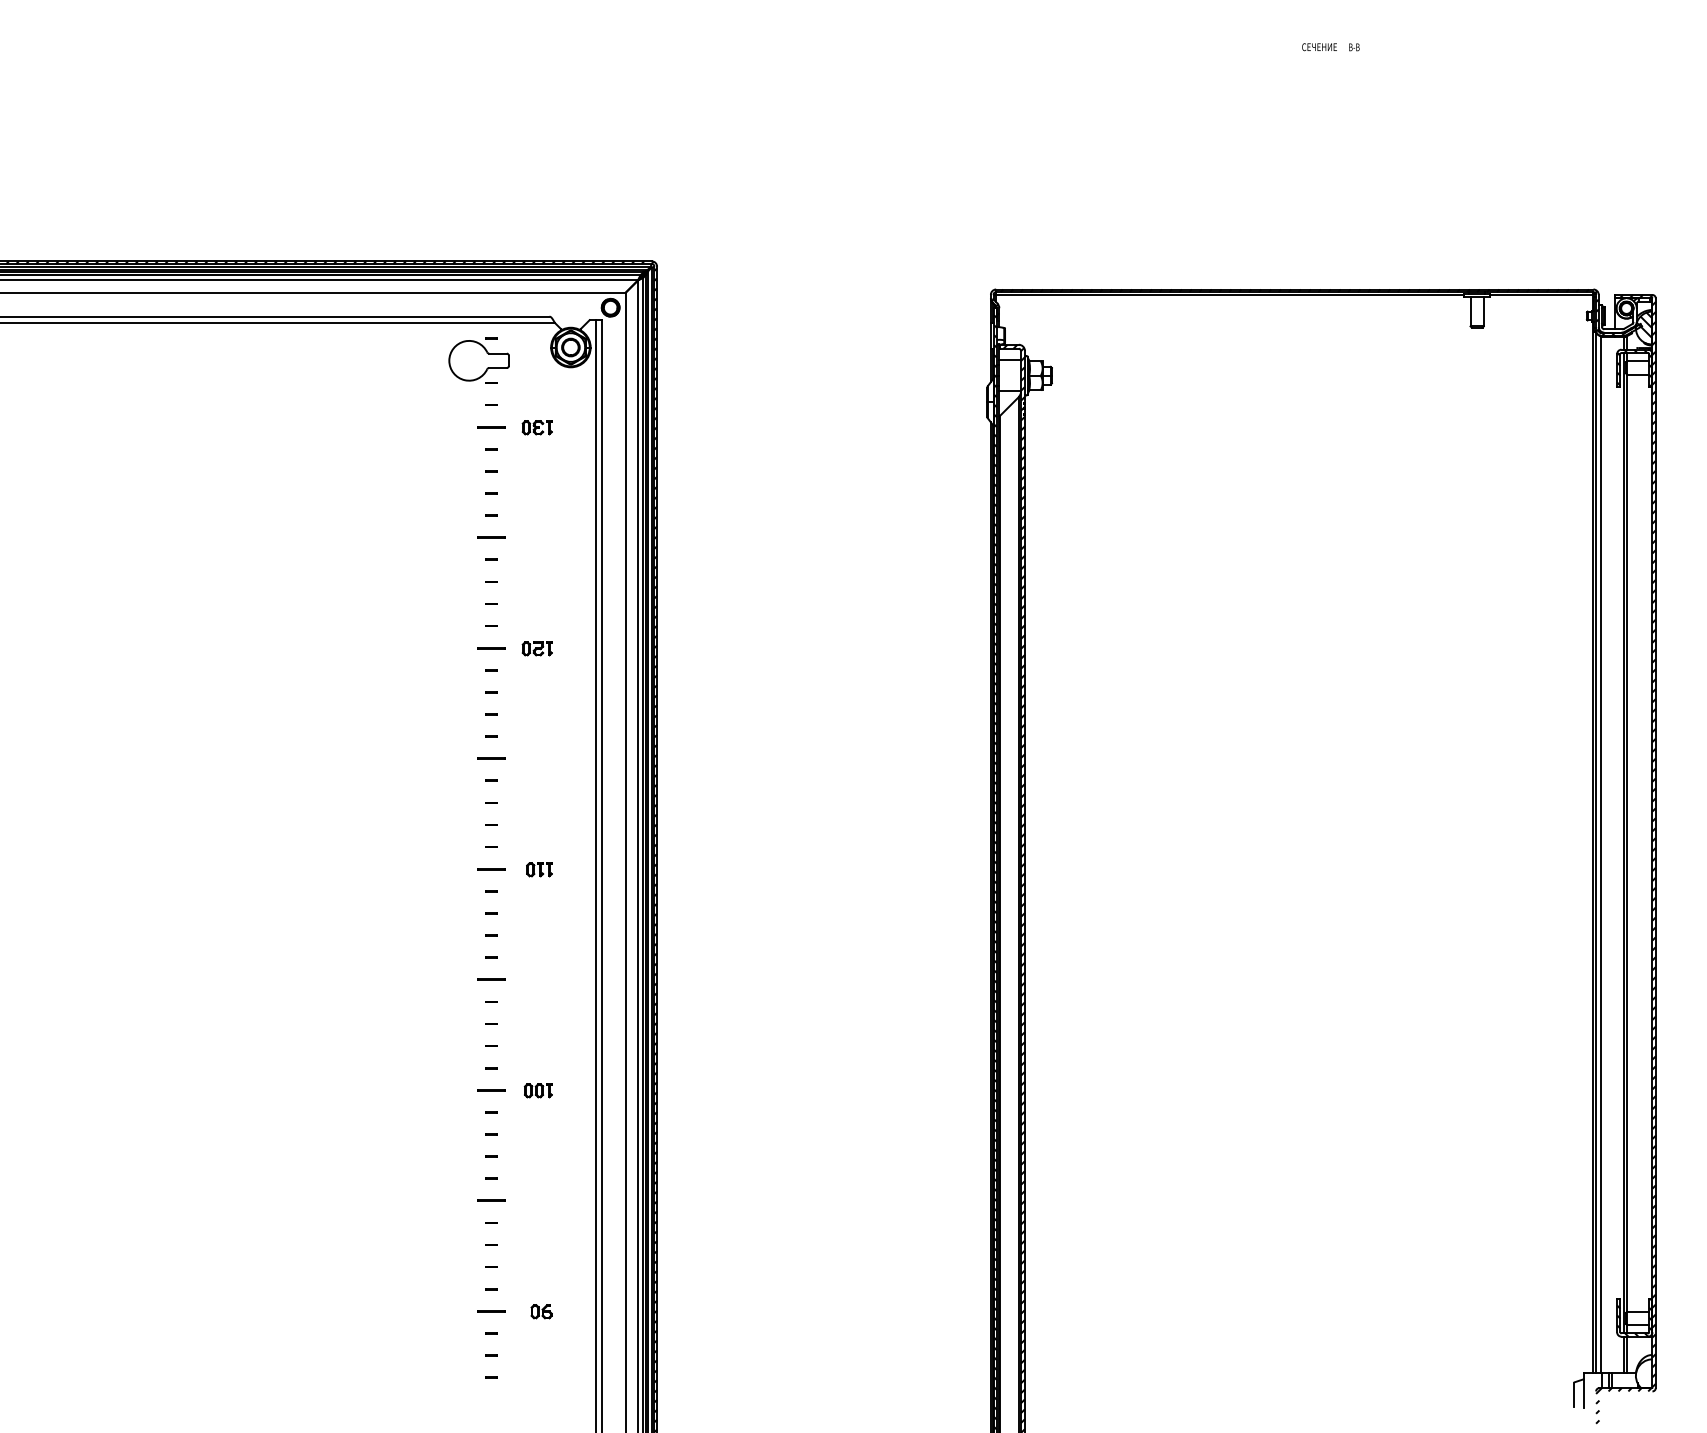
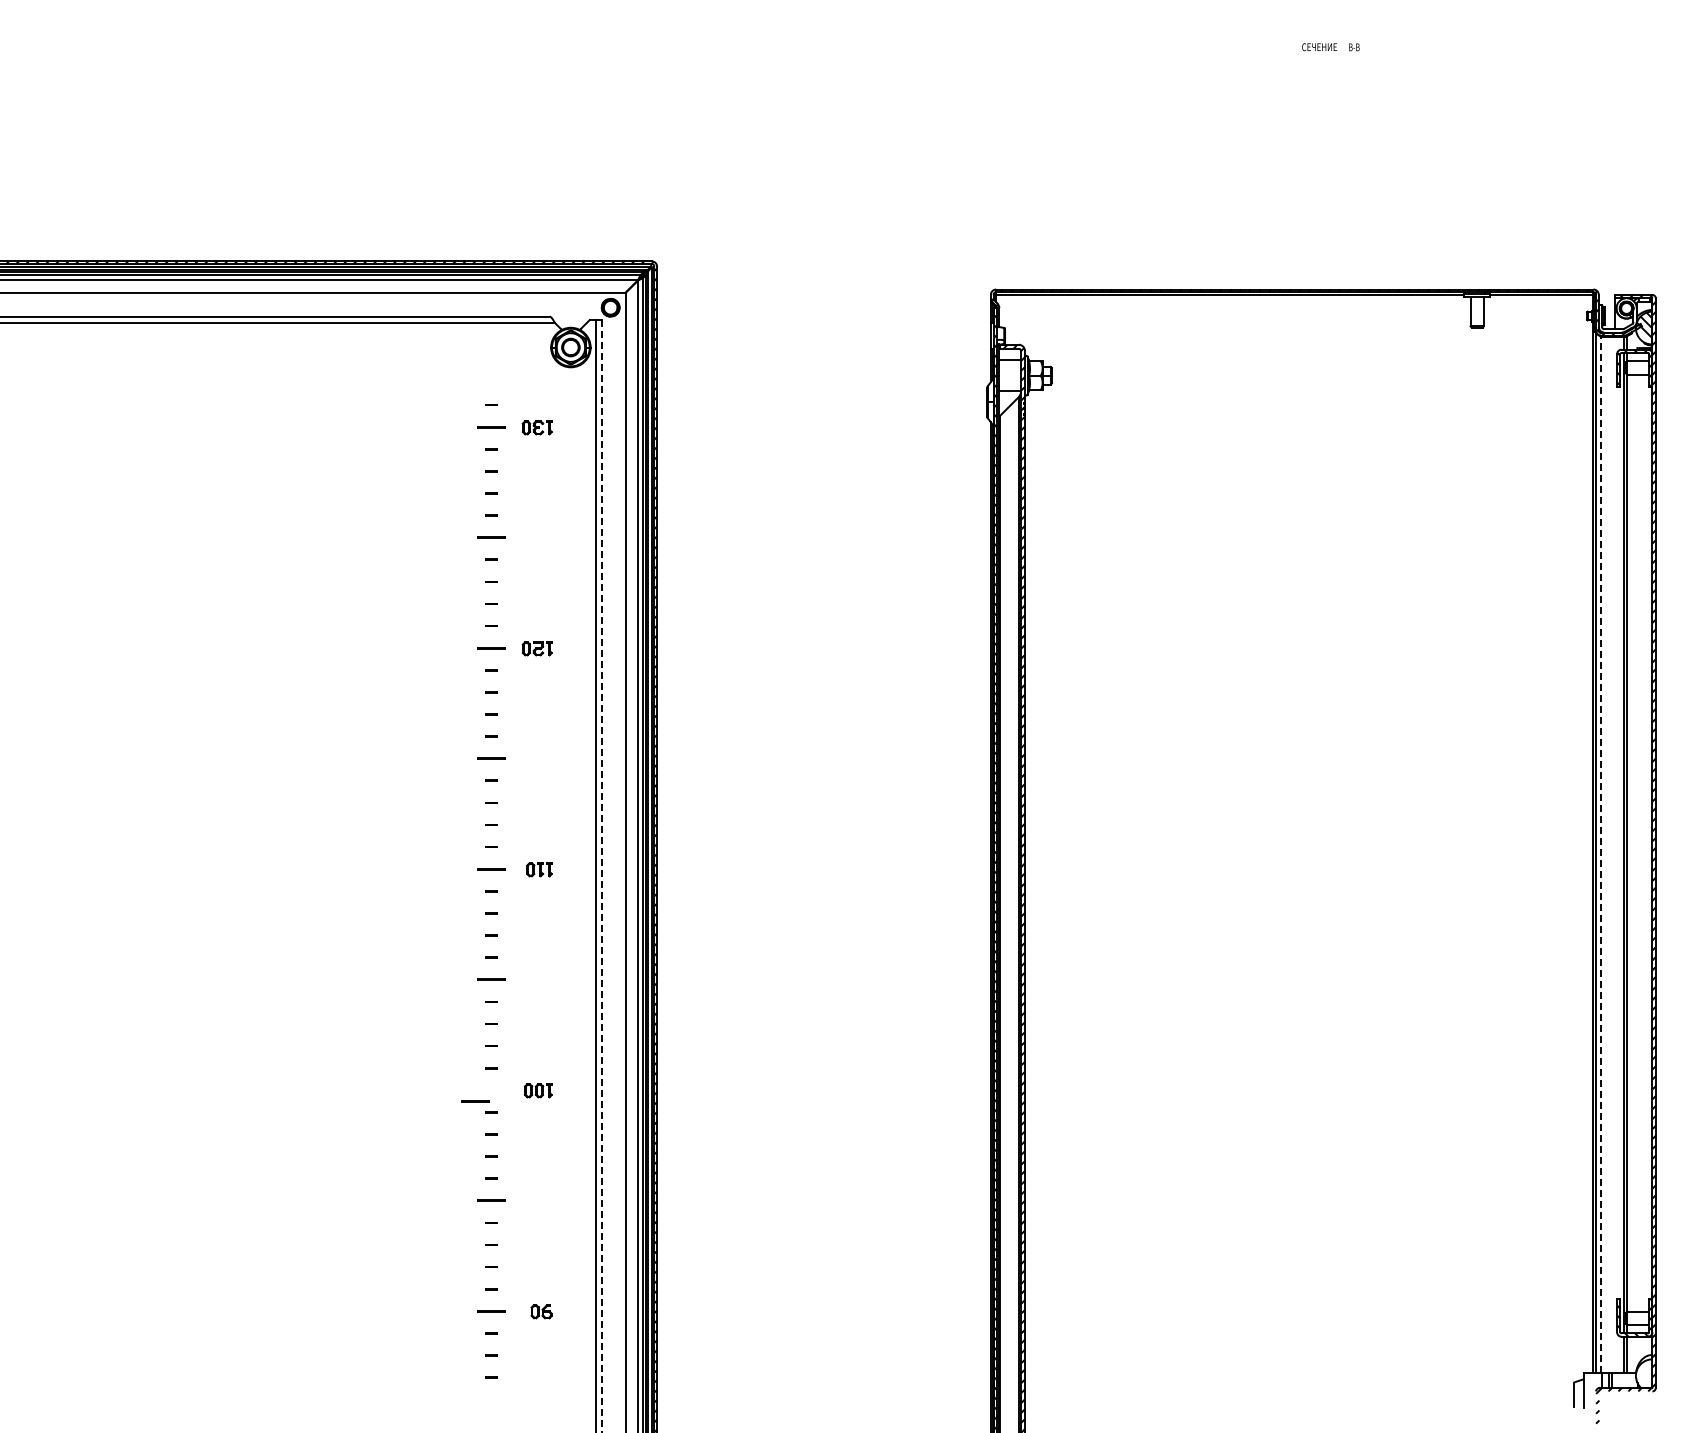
part: present -> none (478, 360)
line: solid -> dashed (1601, 854)
line: solid -> dashed (601, 876)
line position: (491, 1090) -> (475, 1101) (475, 1101)
